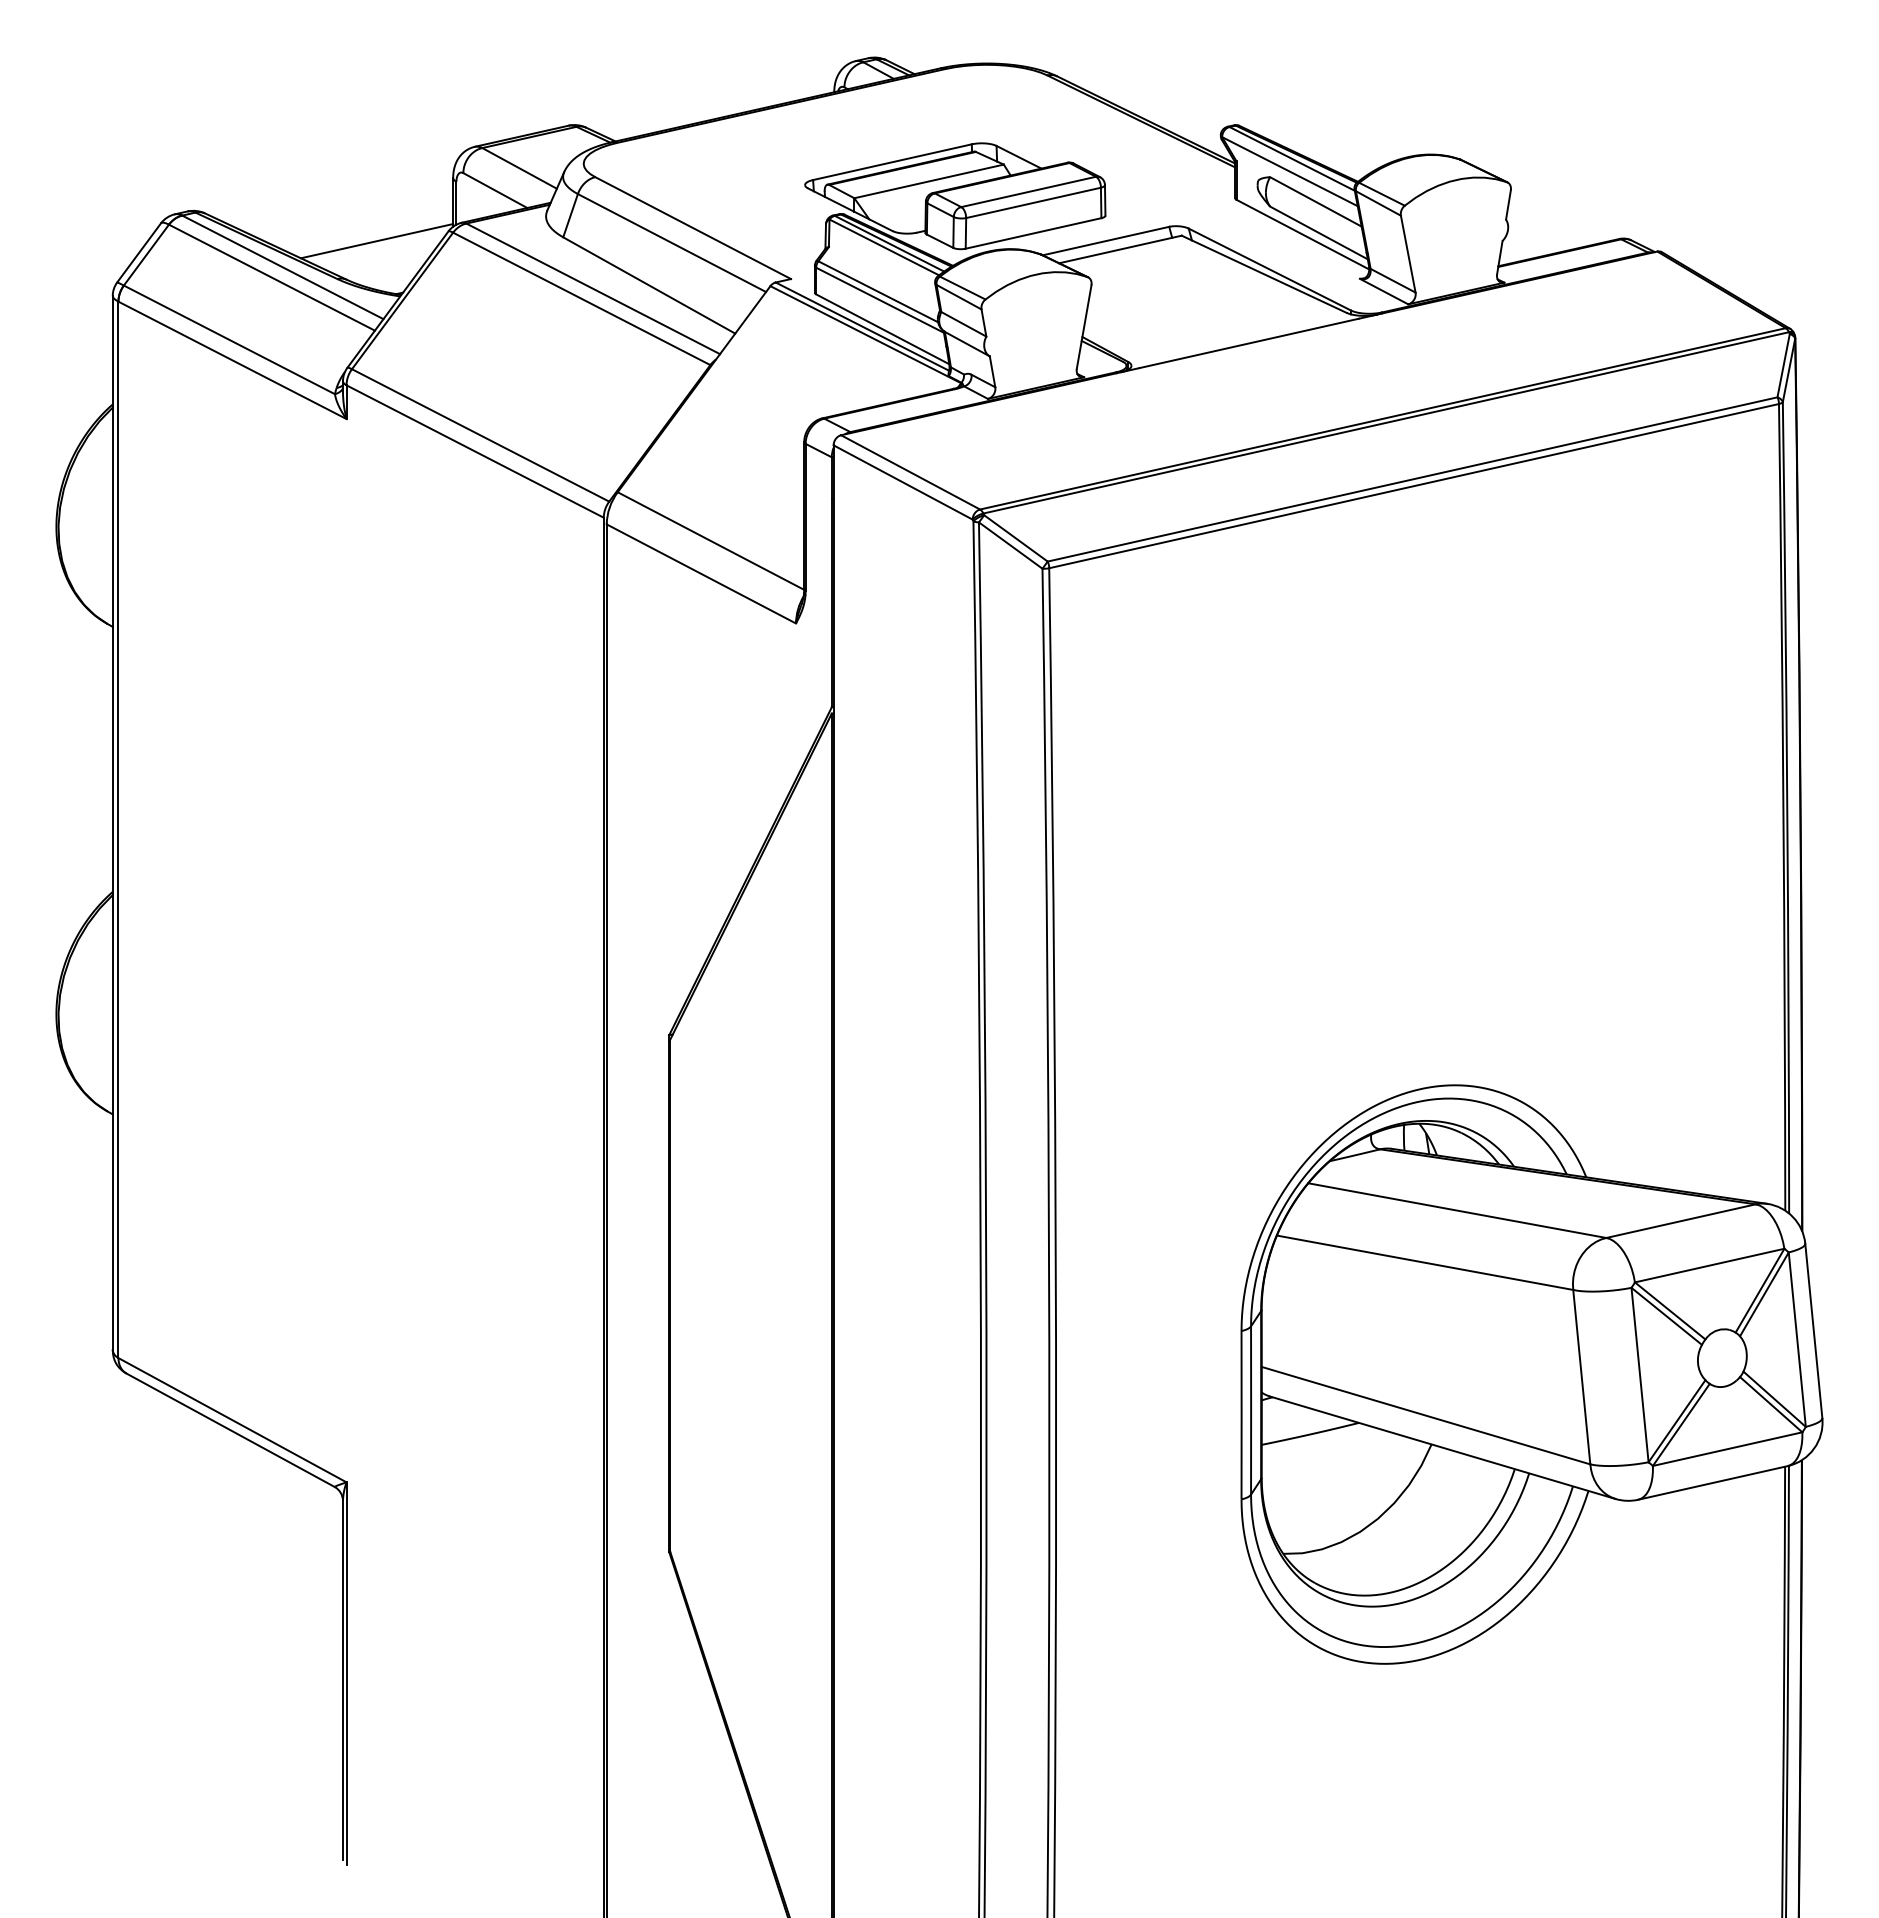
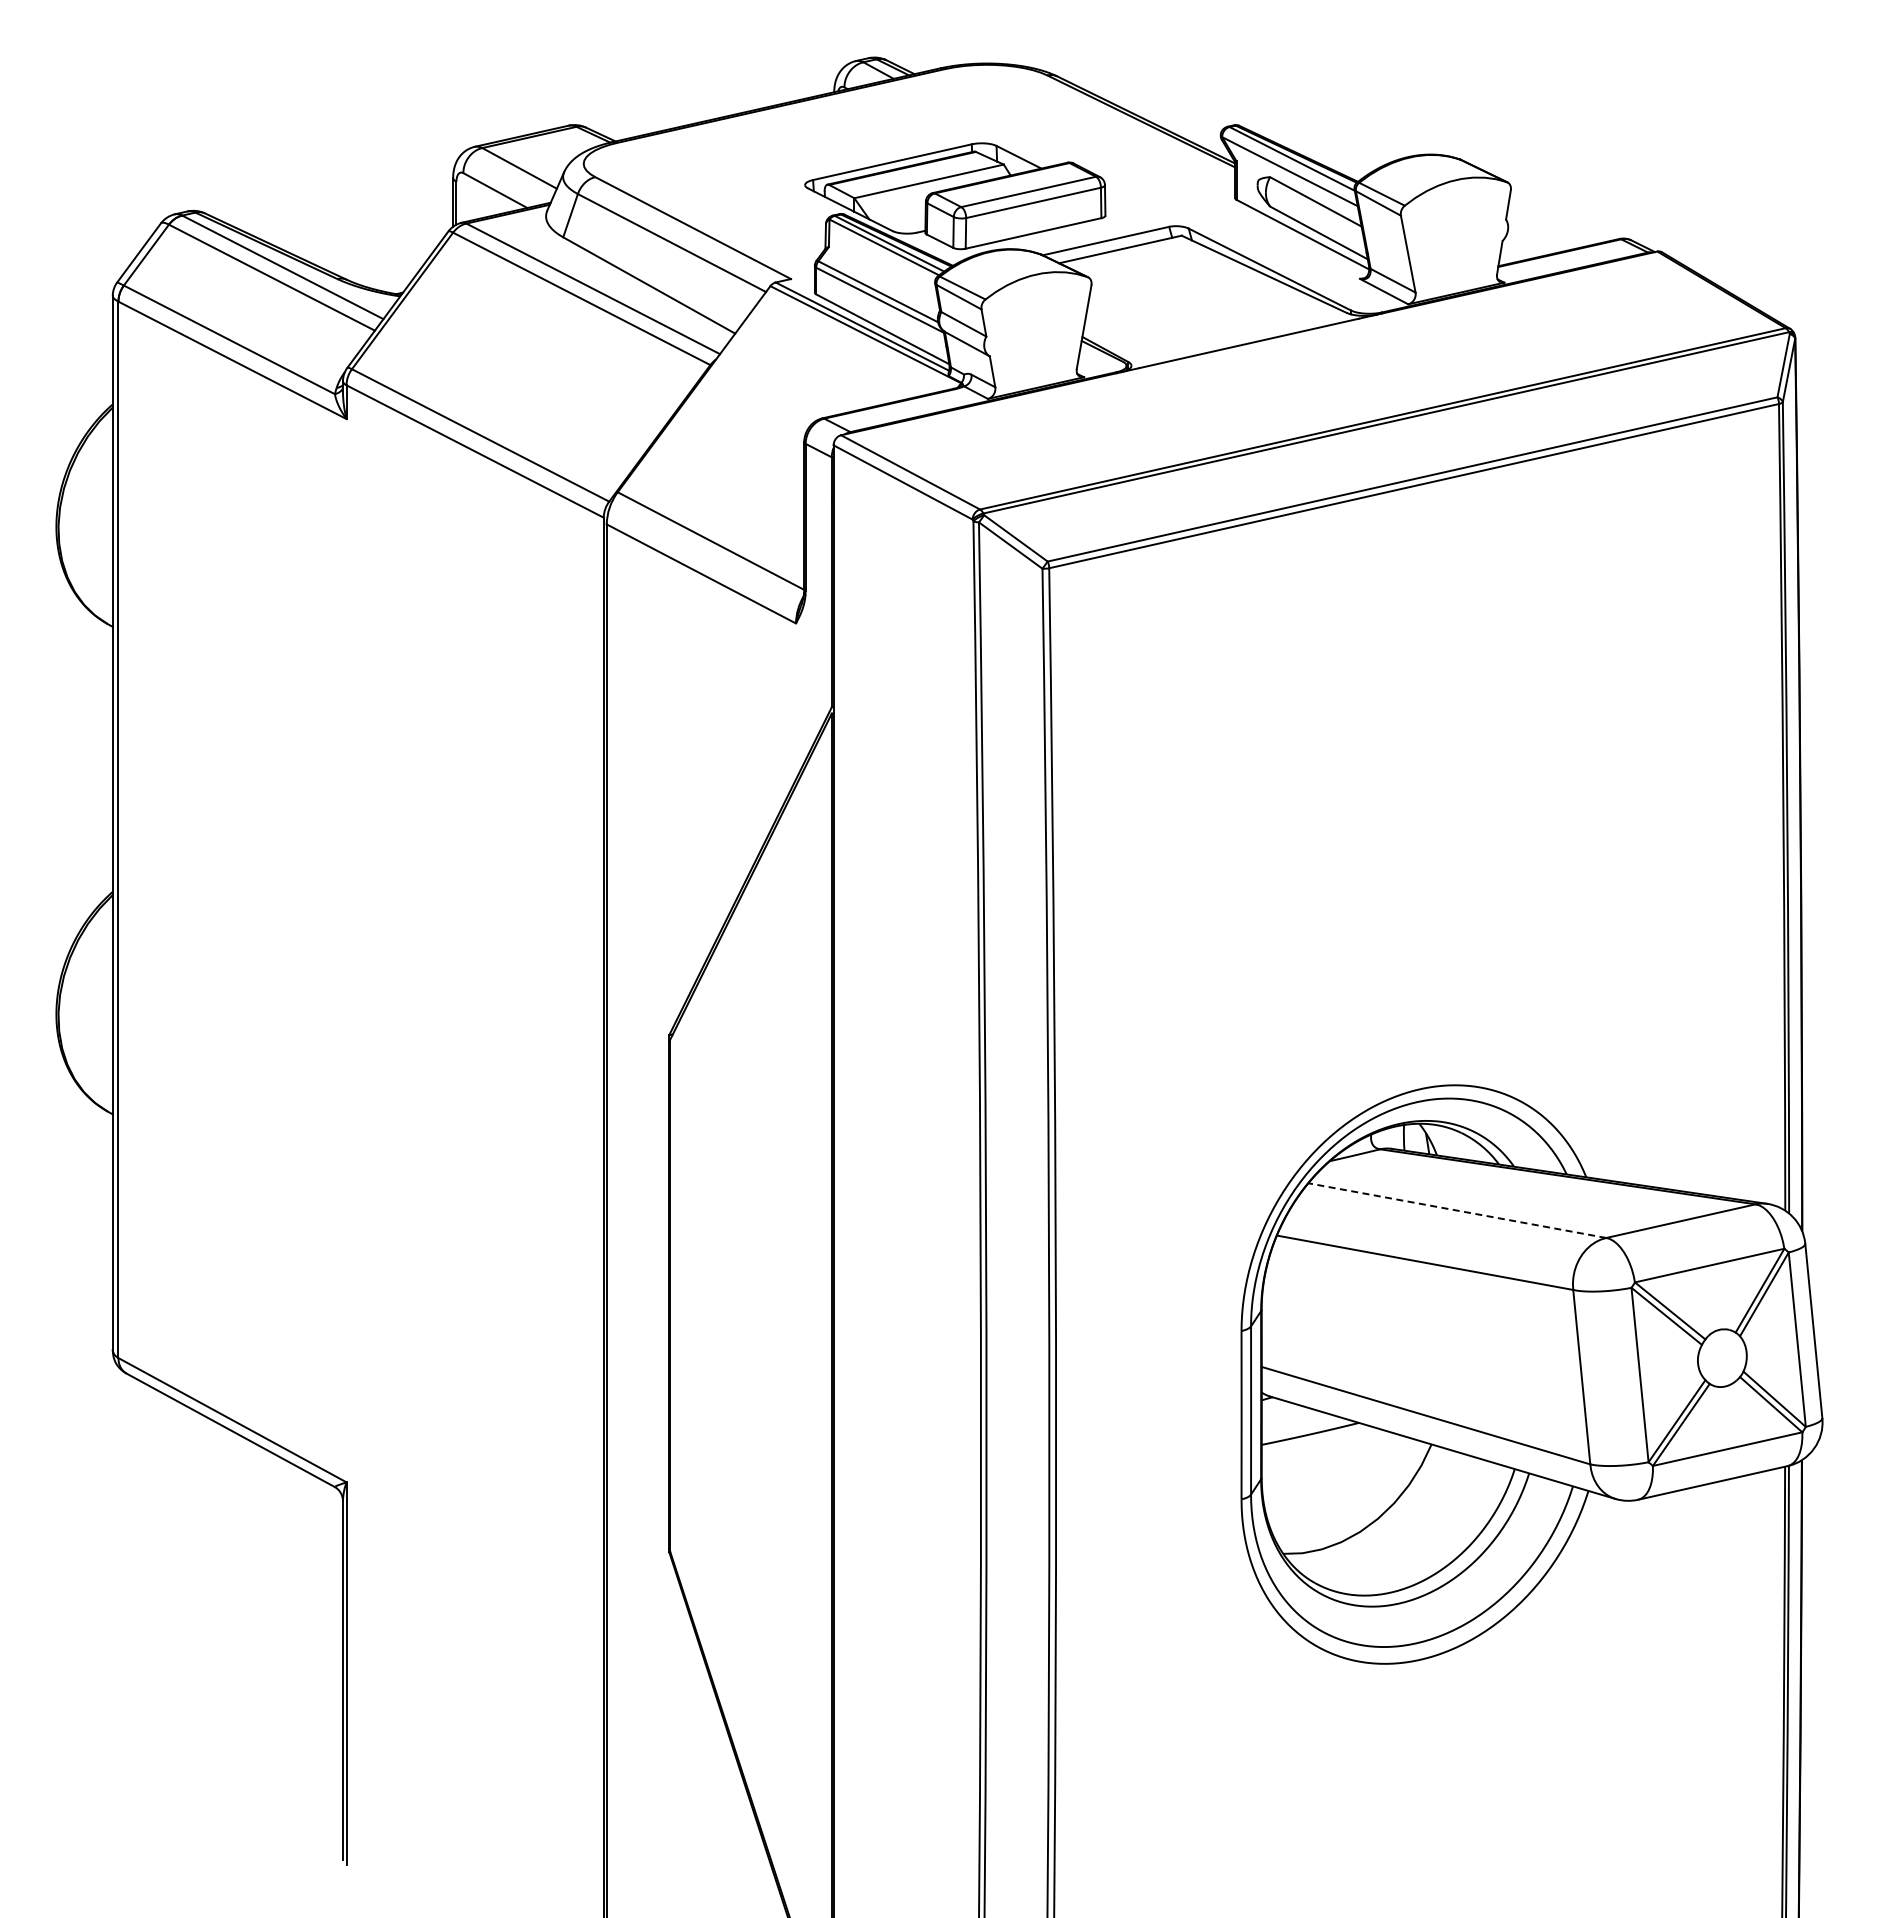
line: present -> none (376, 241)
line: solid -> dashed (1456, 1210)
